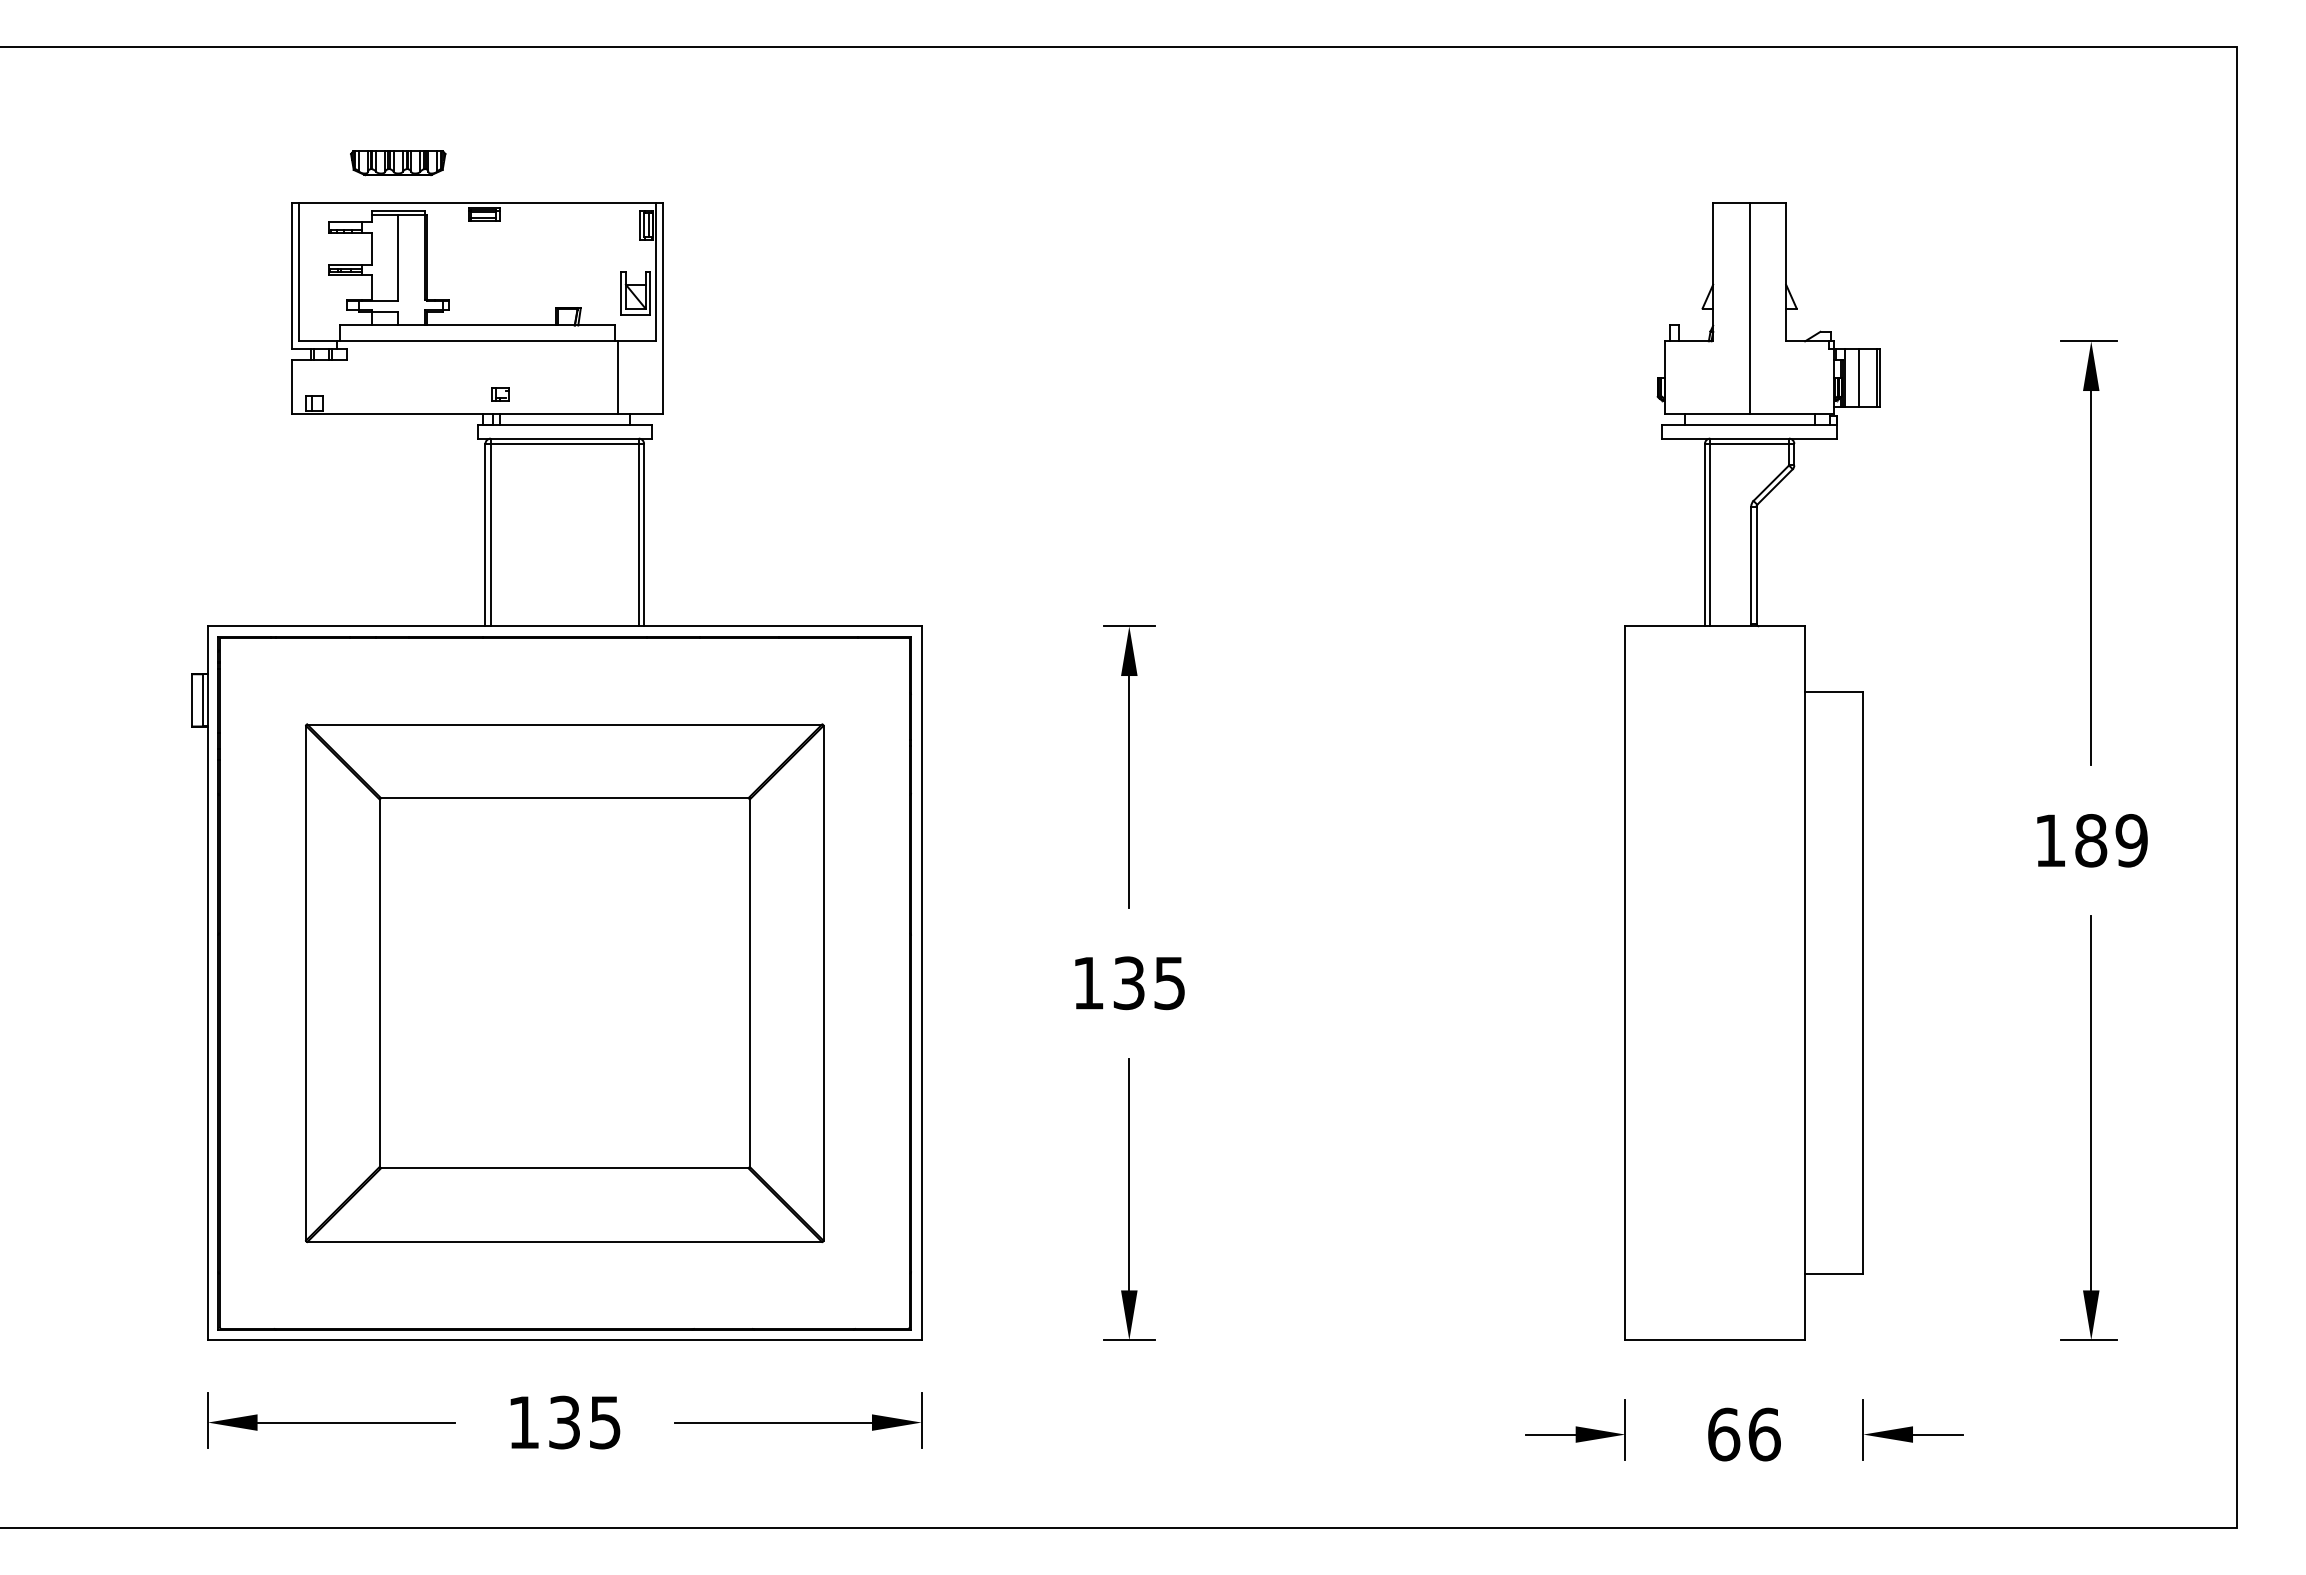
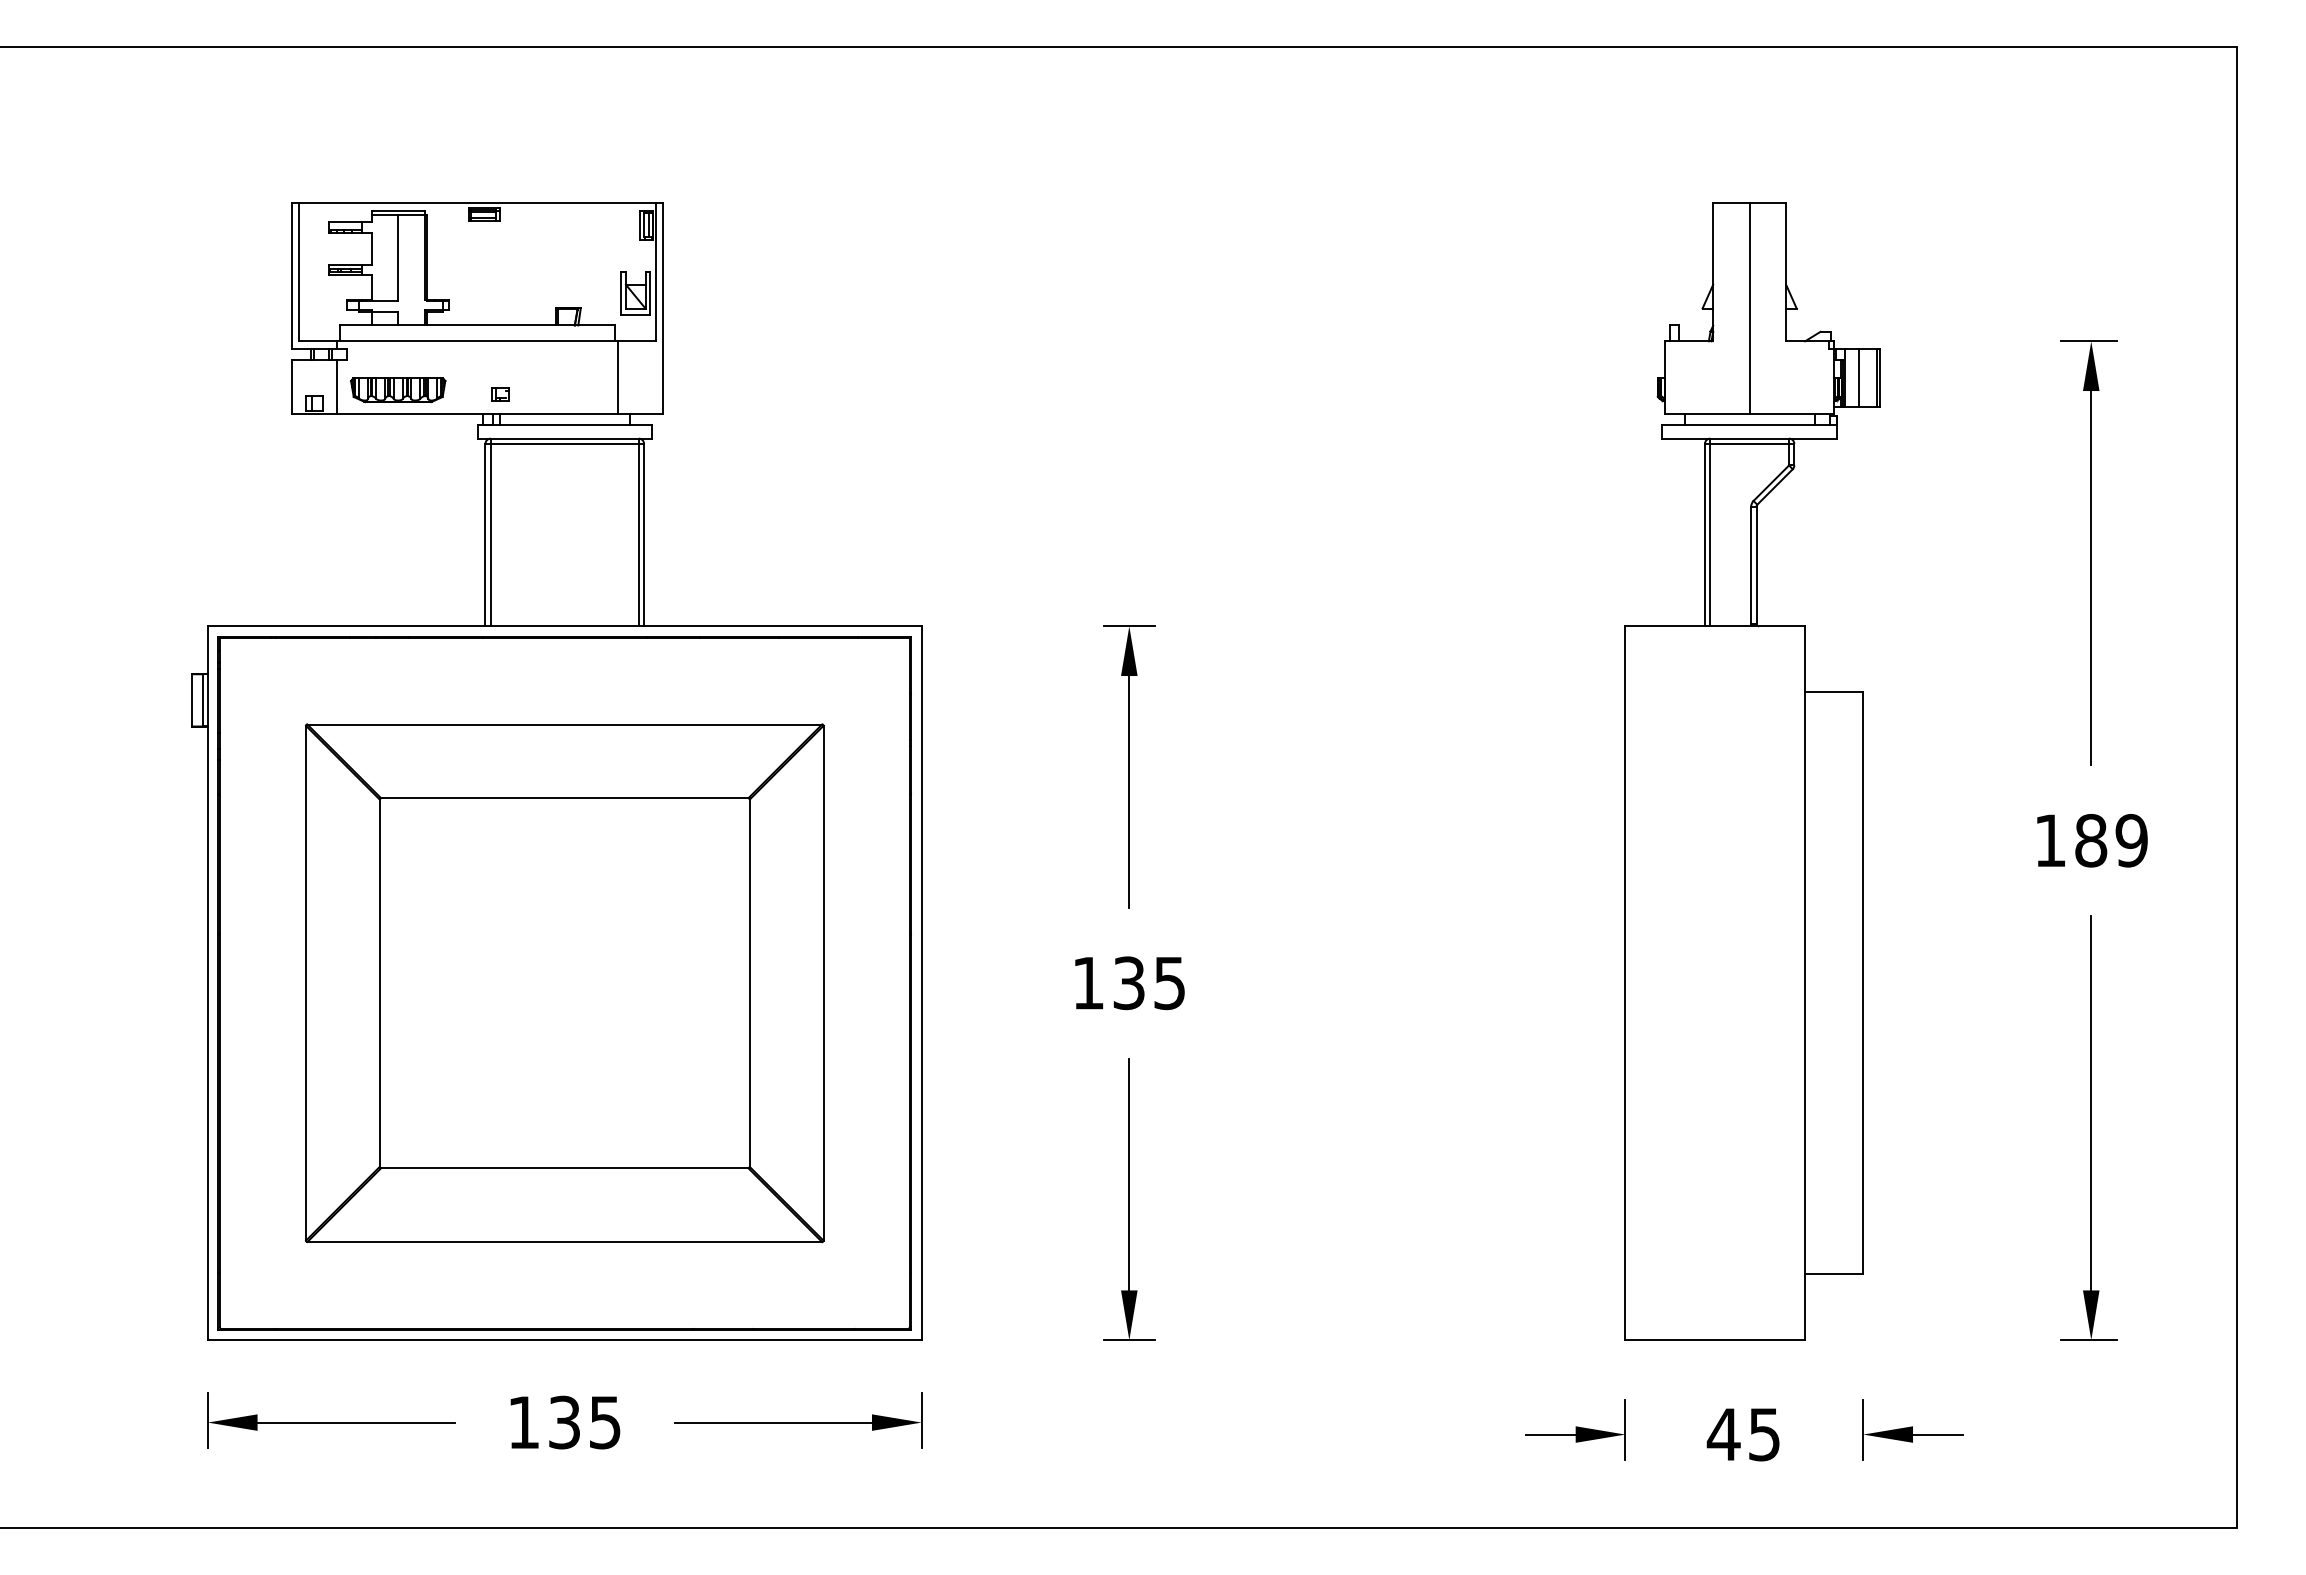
part position: (398, 163) -> (398, 390) (398, 390)
line: none -> present (336, 386)
text: 66 -> 45 (1743, 1434)
